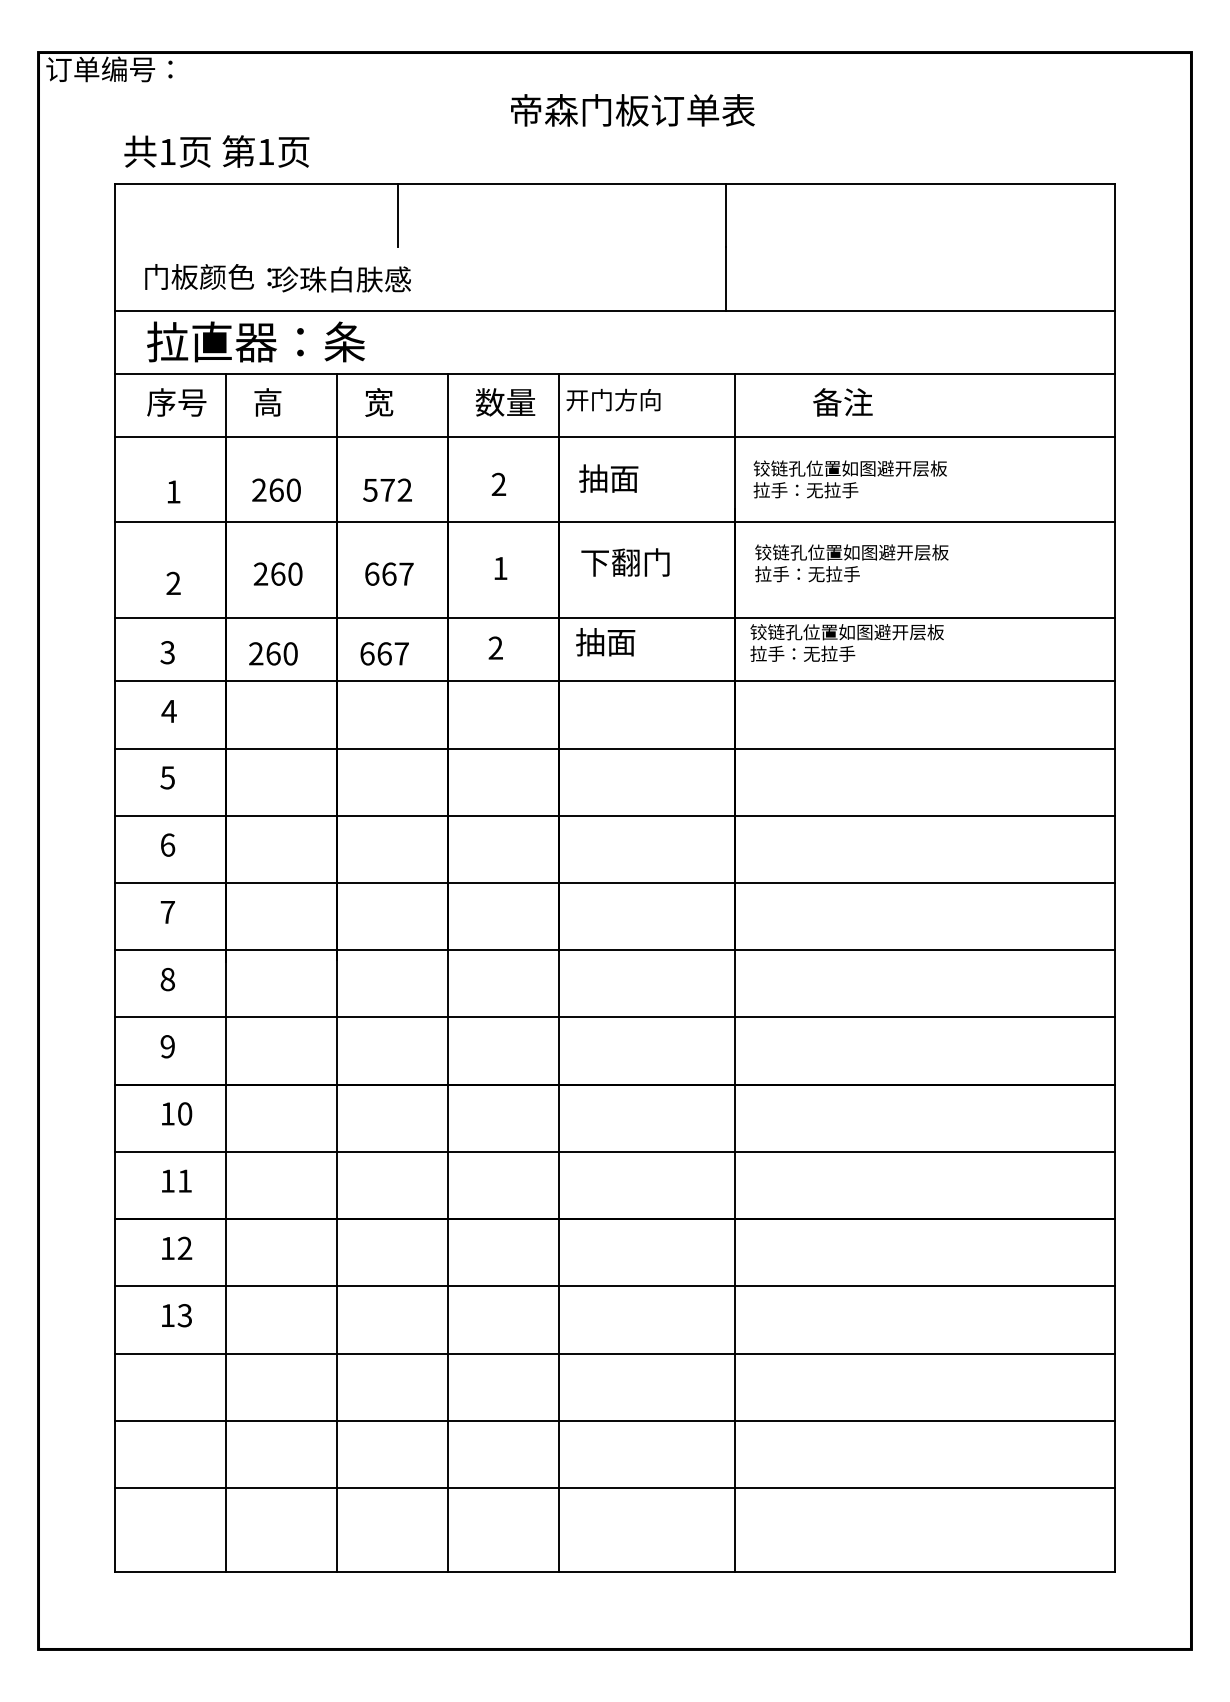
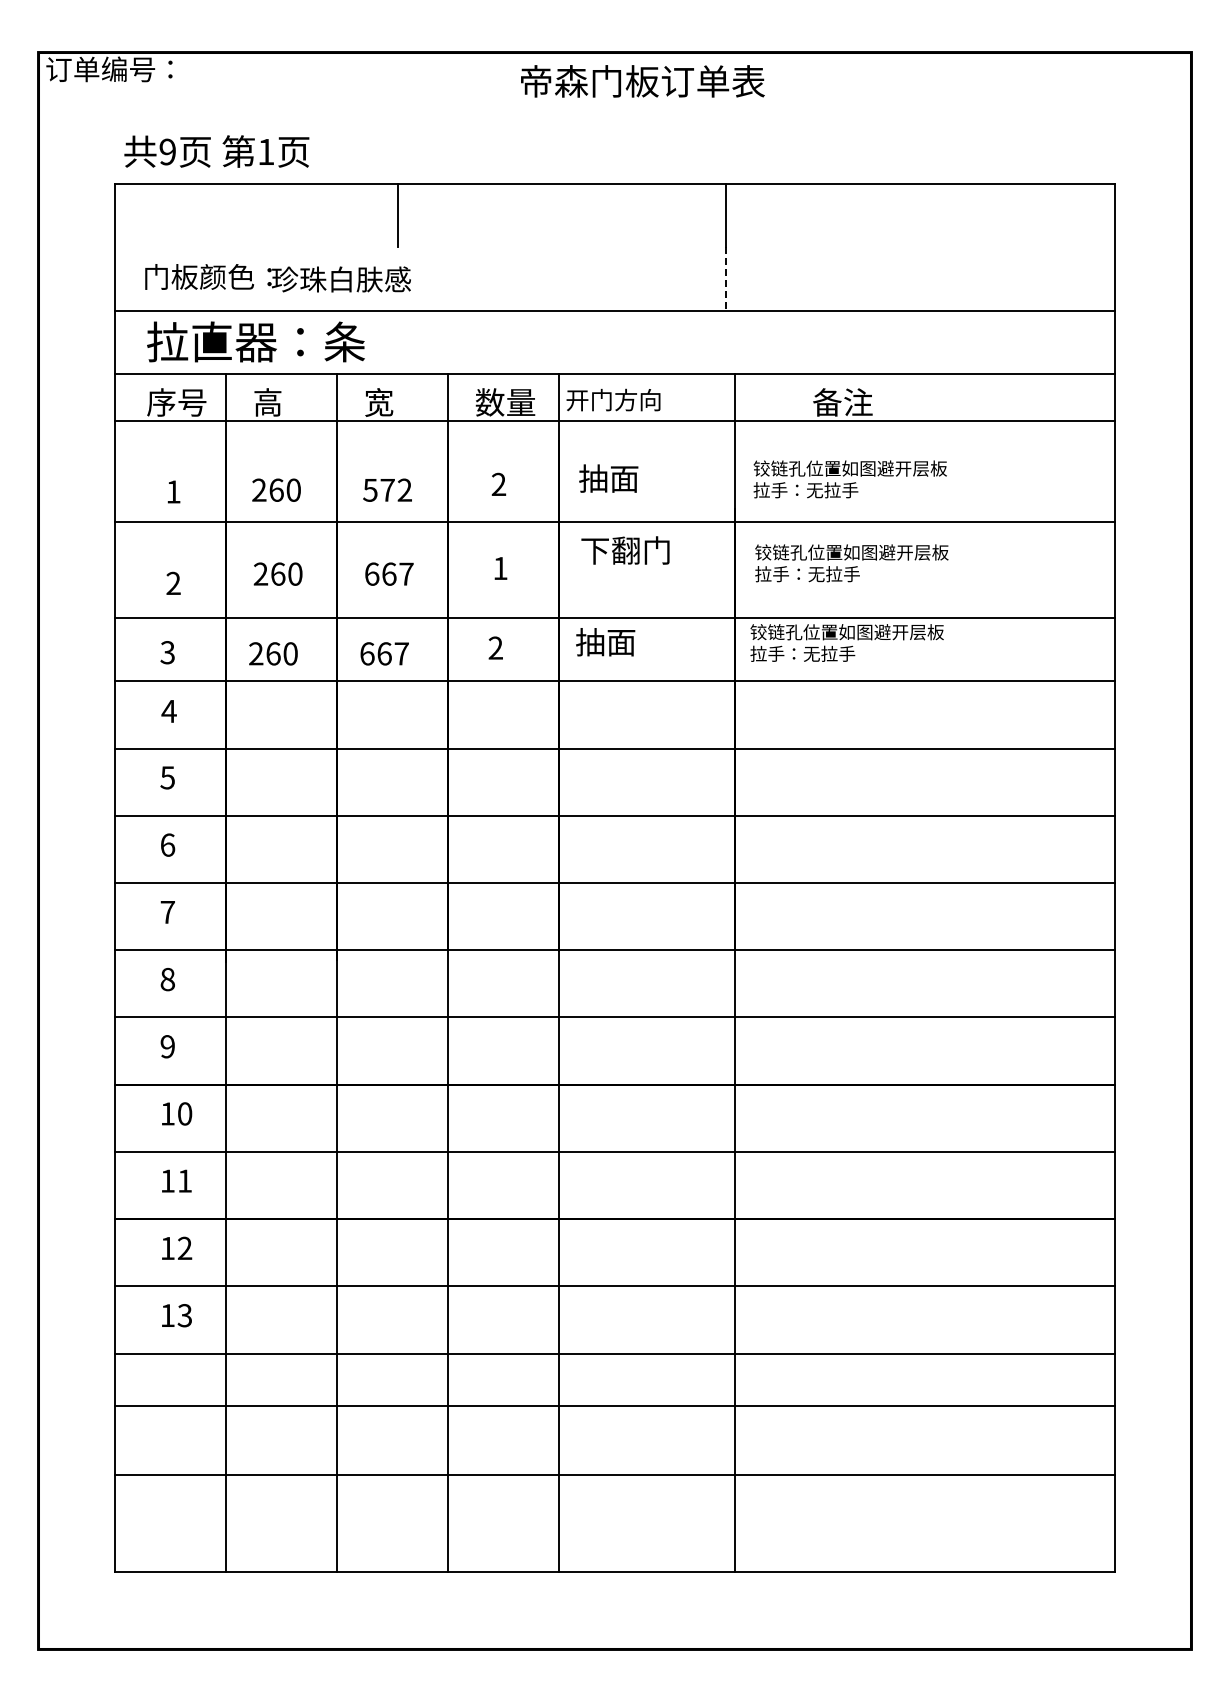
text position: (632, 110) -> (642, 81) (642, 81)
text: 1 -> 9 (167, 151)
line: solid -> dashed (725, 279)
line position: (614, 437) -> (614, 421) (614, 421)
text position: (625, 562) -> (625, 550) (625, 550)
line position: (614, 1420) -> (614, 1405) (614, 1405)
line position: (614, 1488) -> (614, 1475) (614, 1475)
